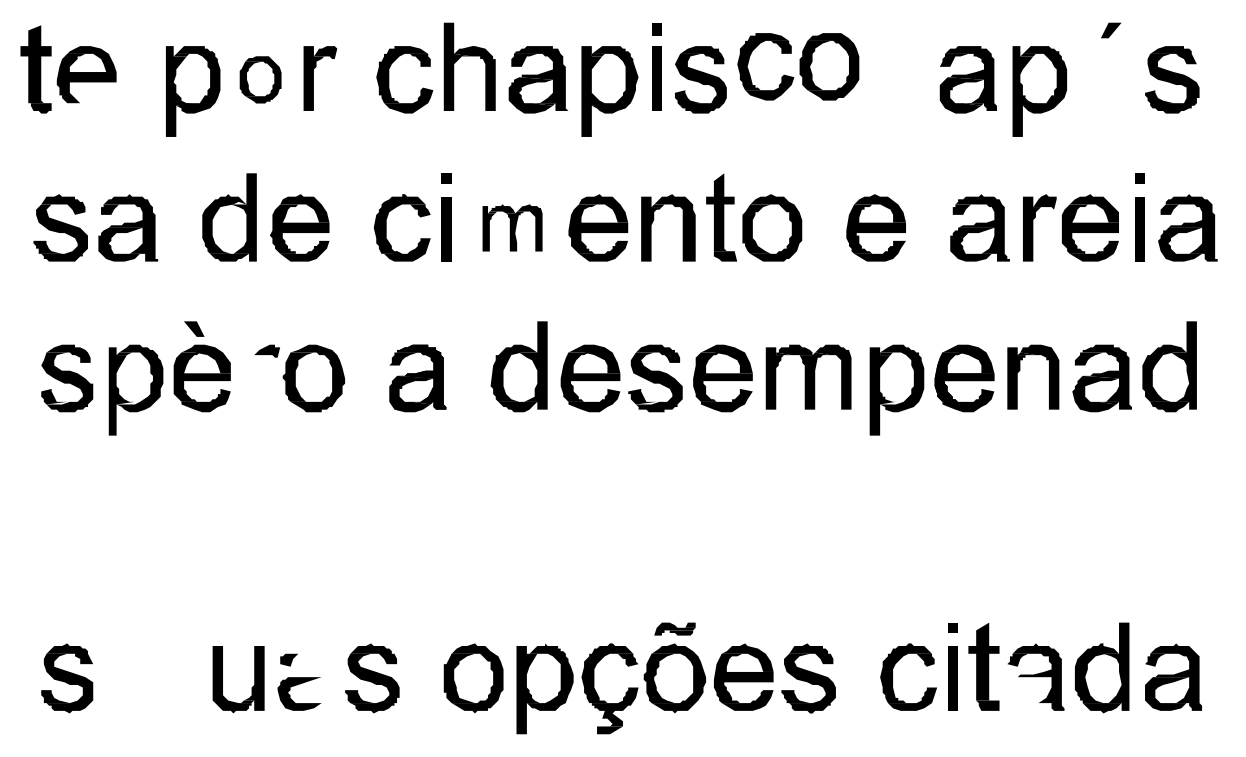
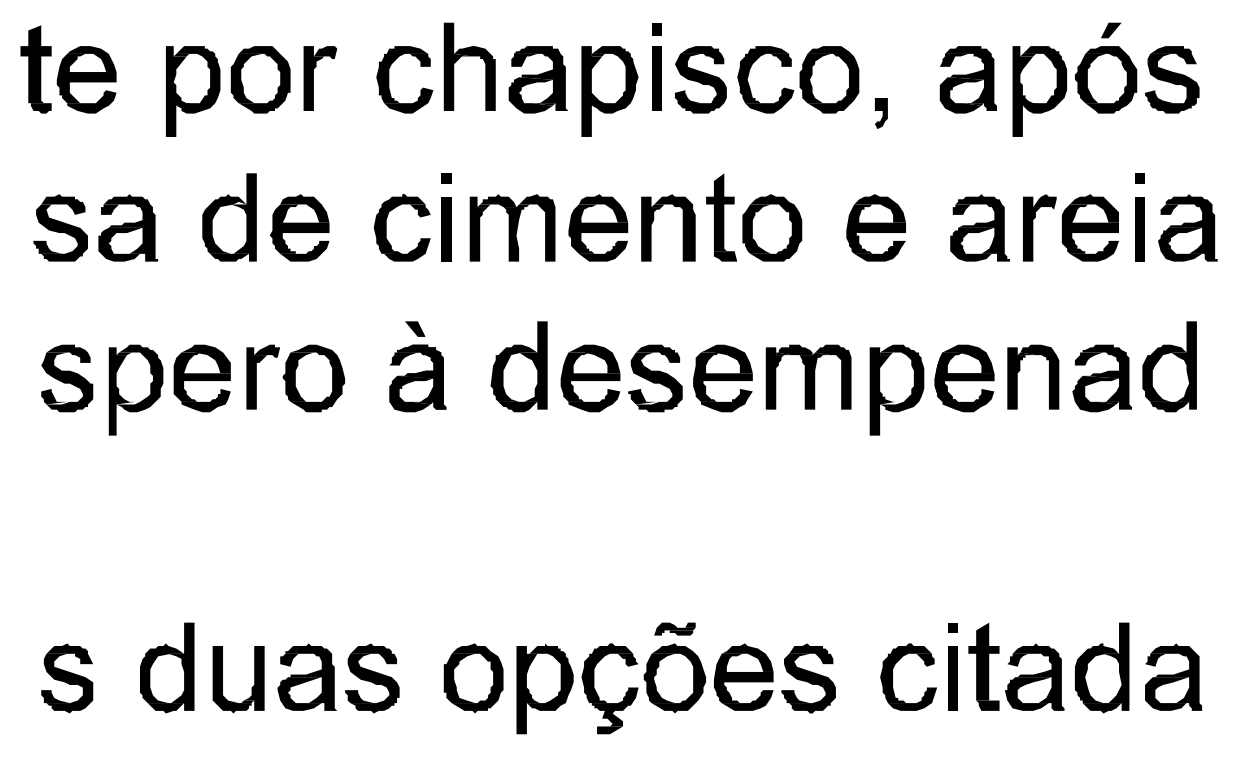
part position: (798, 66) -> (798, 79) (798, 79)
part size: 43x48 px -> 61x68 px (260, 79)
part: none -> present (1106, 79)
fill: none -> present (91, 101)
part: none -> present (881, 113)
part size: 61x48 px -> 87x68 px (512, 227)
part position: (194, 328) -> (415, 328) (415, 328)
fill: none -> present (257, 378)
part: none -> present (167, 667)
fill: none -> present (311, 676)
fill: none -> present (1027, 693)
